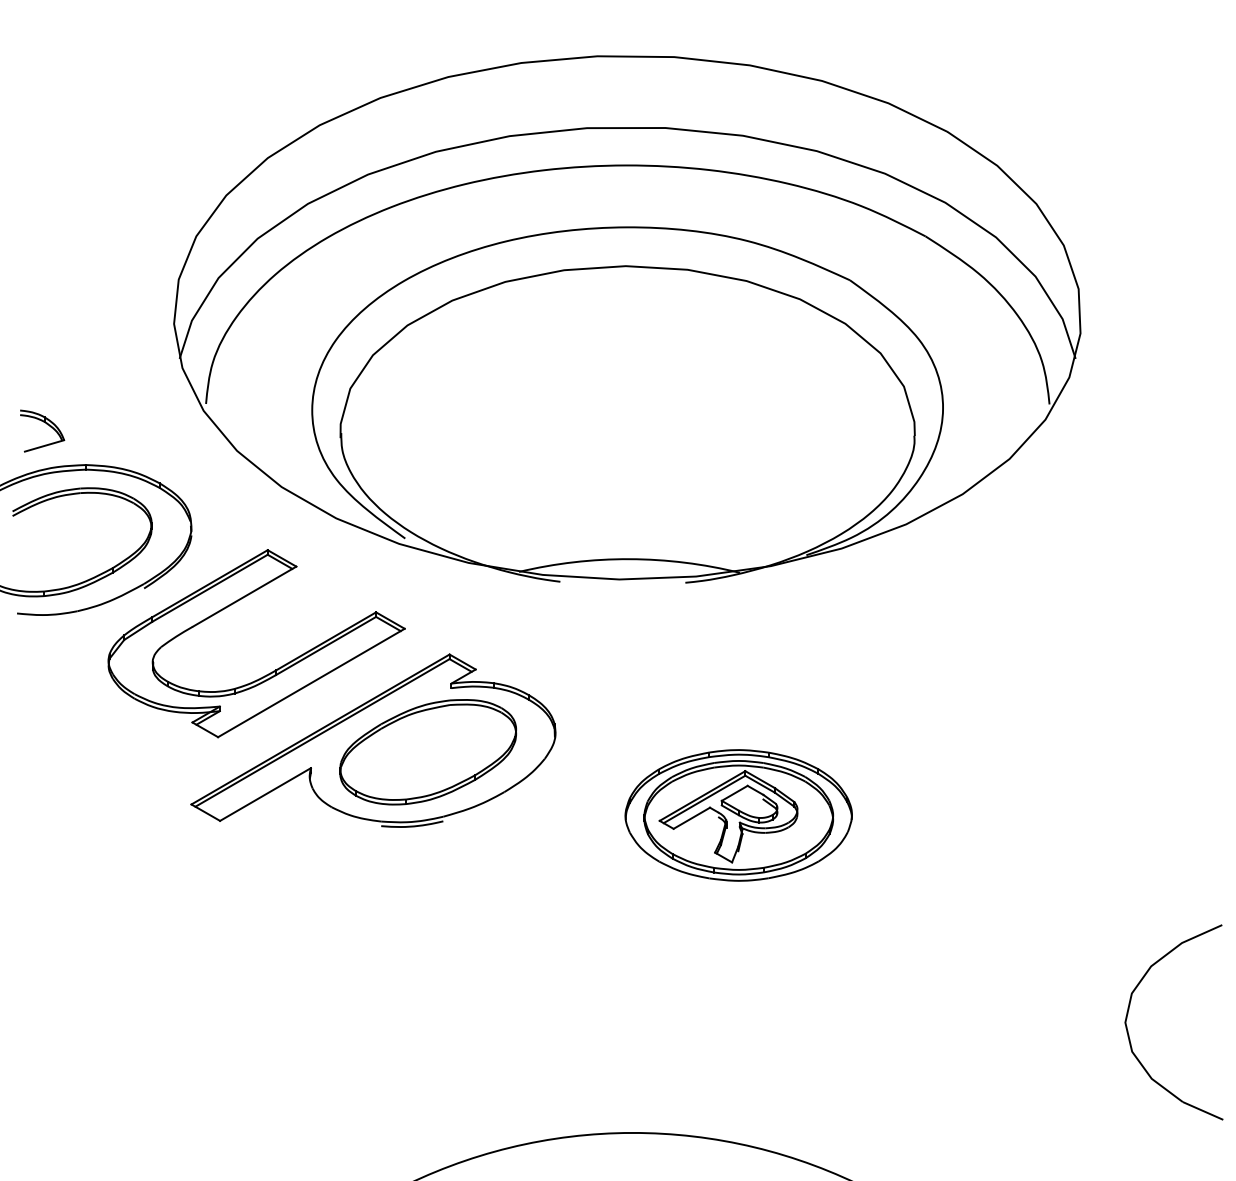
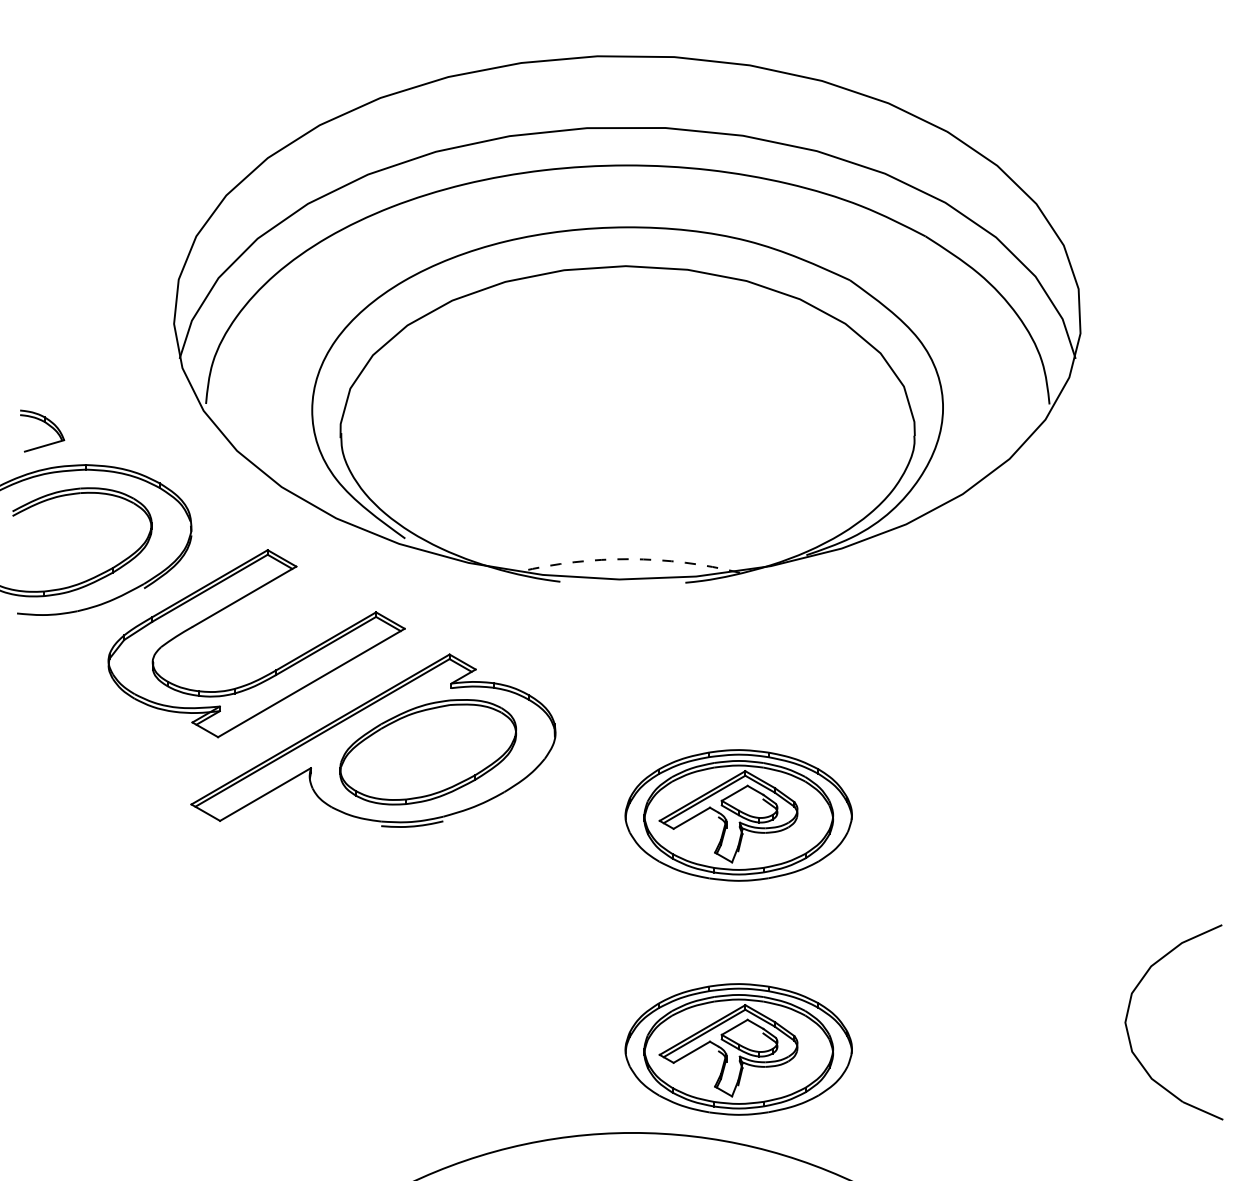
arc: solid -> dashed (629, 559)
part: none -> present (738, 1049)
